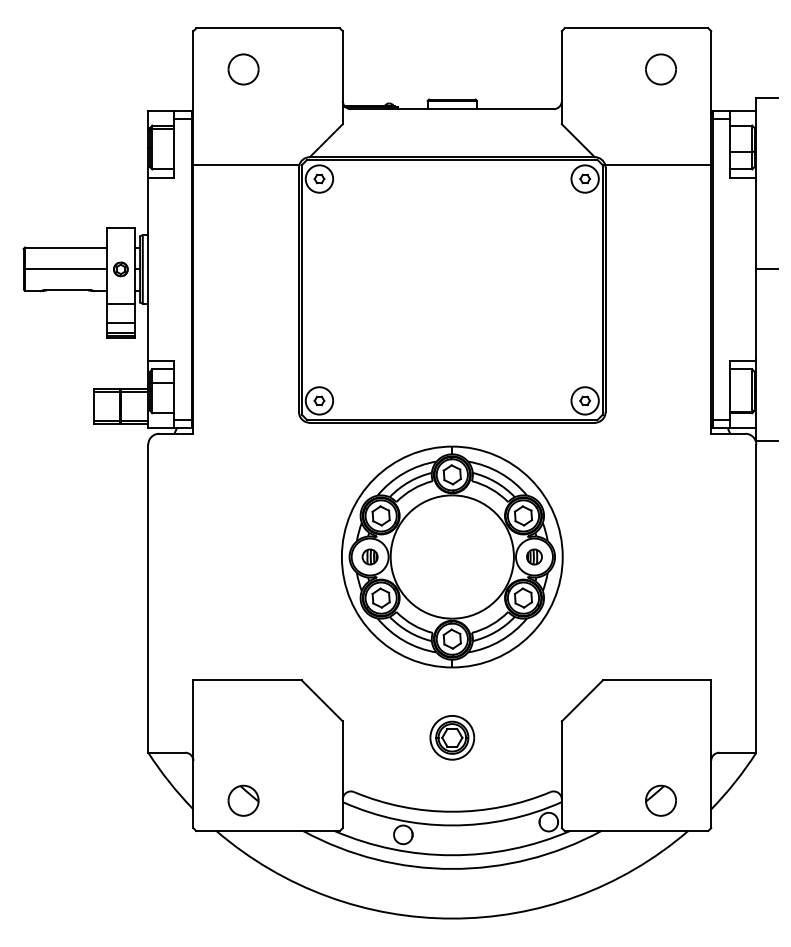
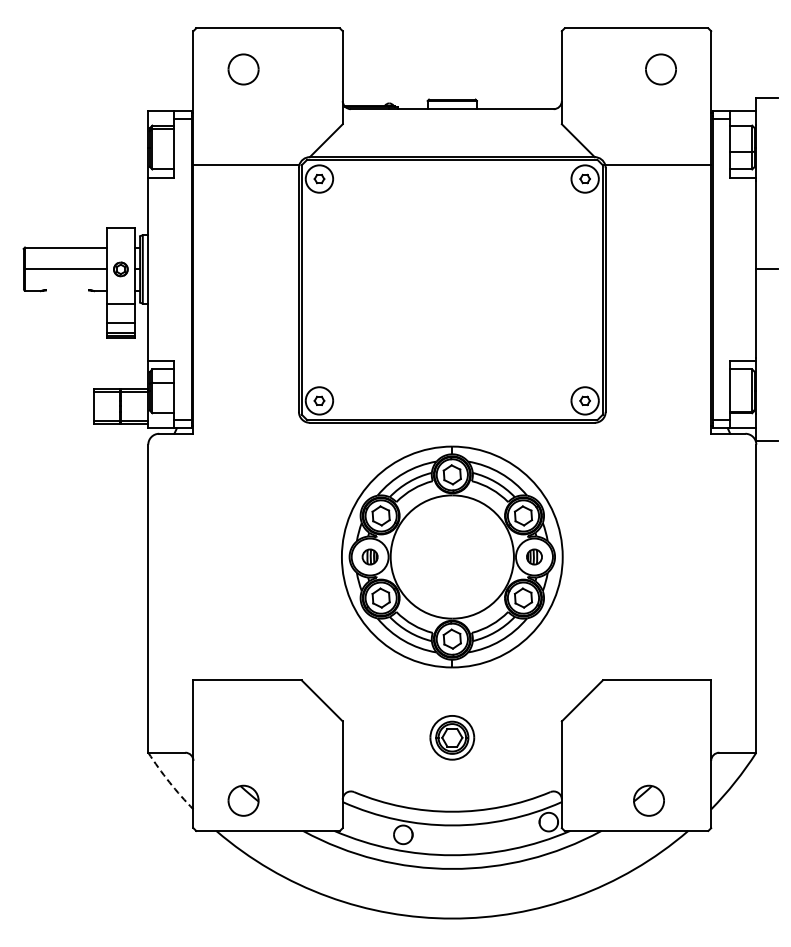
line: present -> none (67, 290)
arc: solid -> dashed (169, 782)
part position: (660, 800) -> (648, 800) (648, 800)
